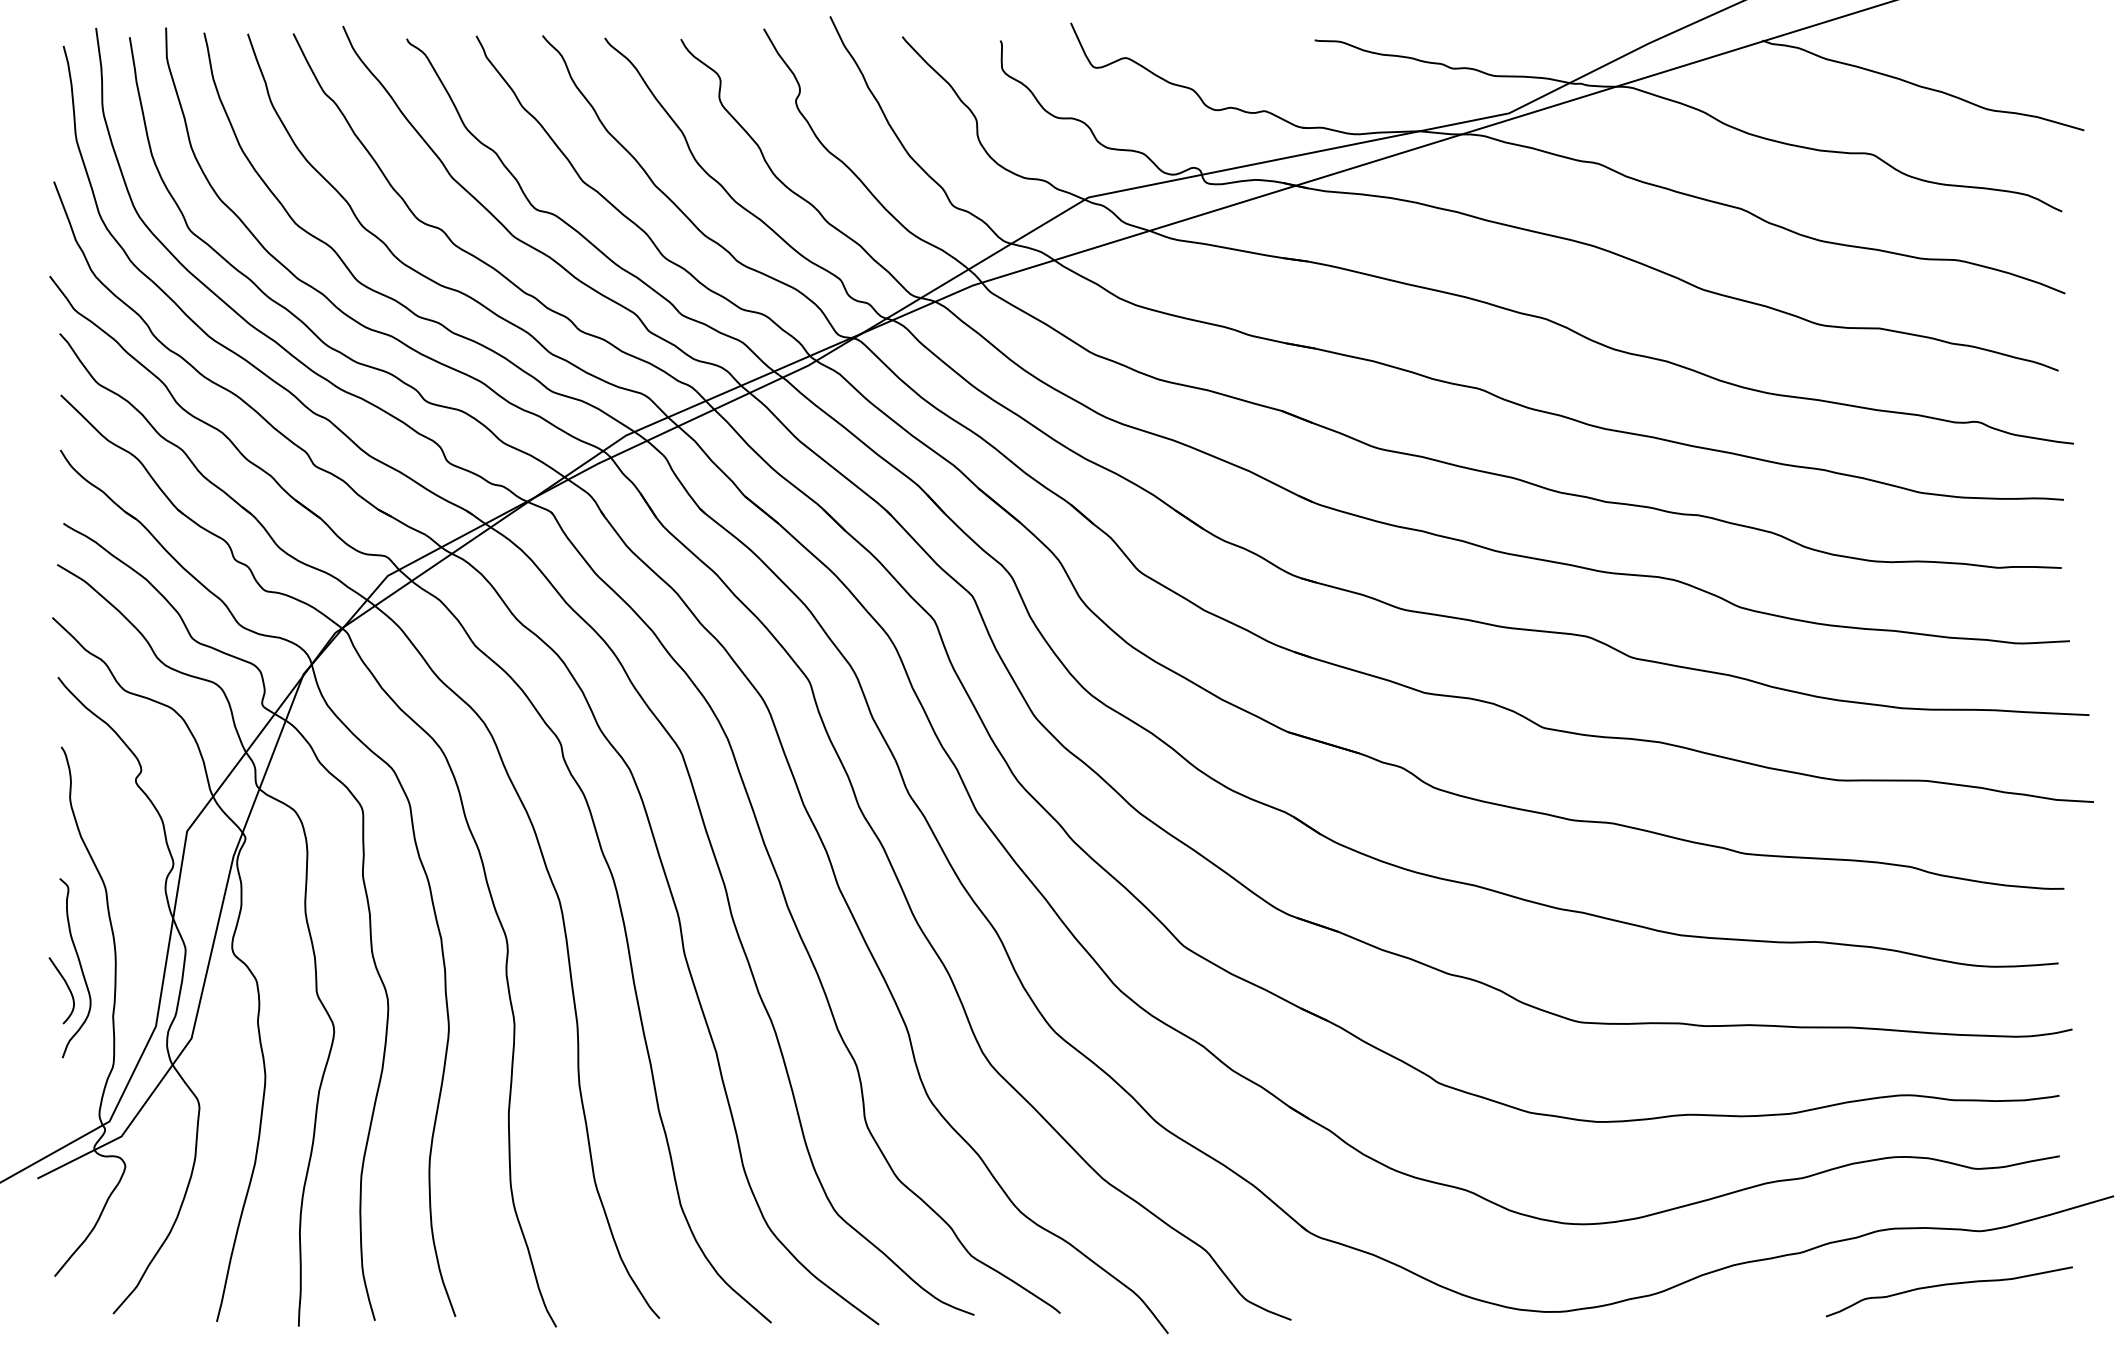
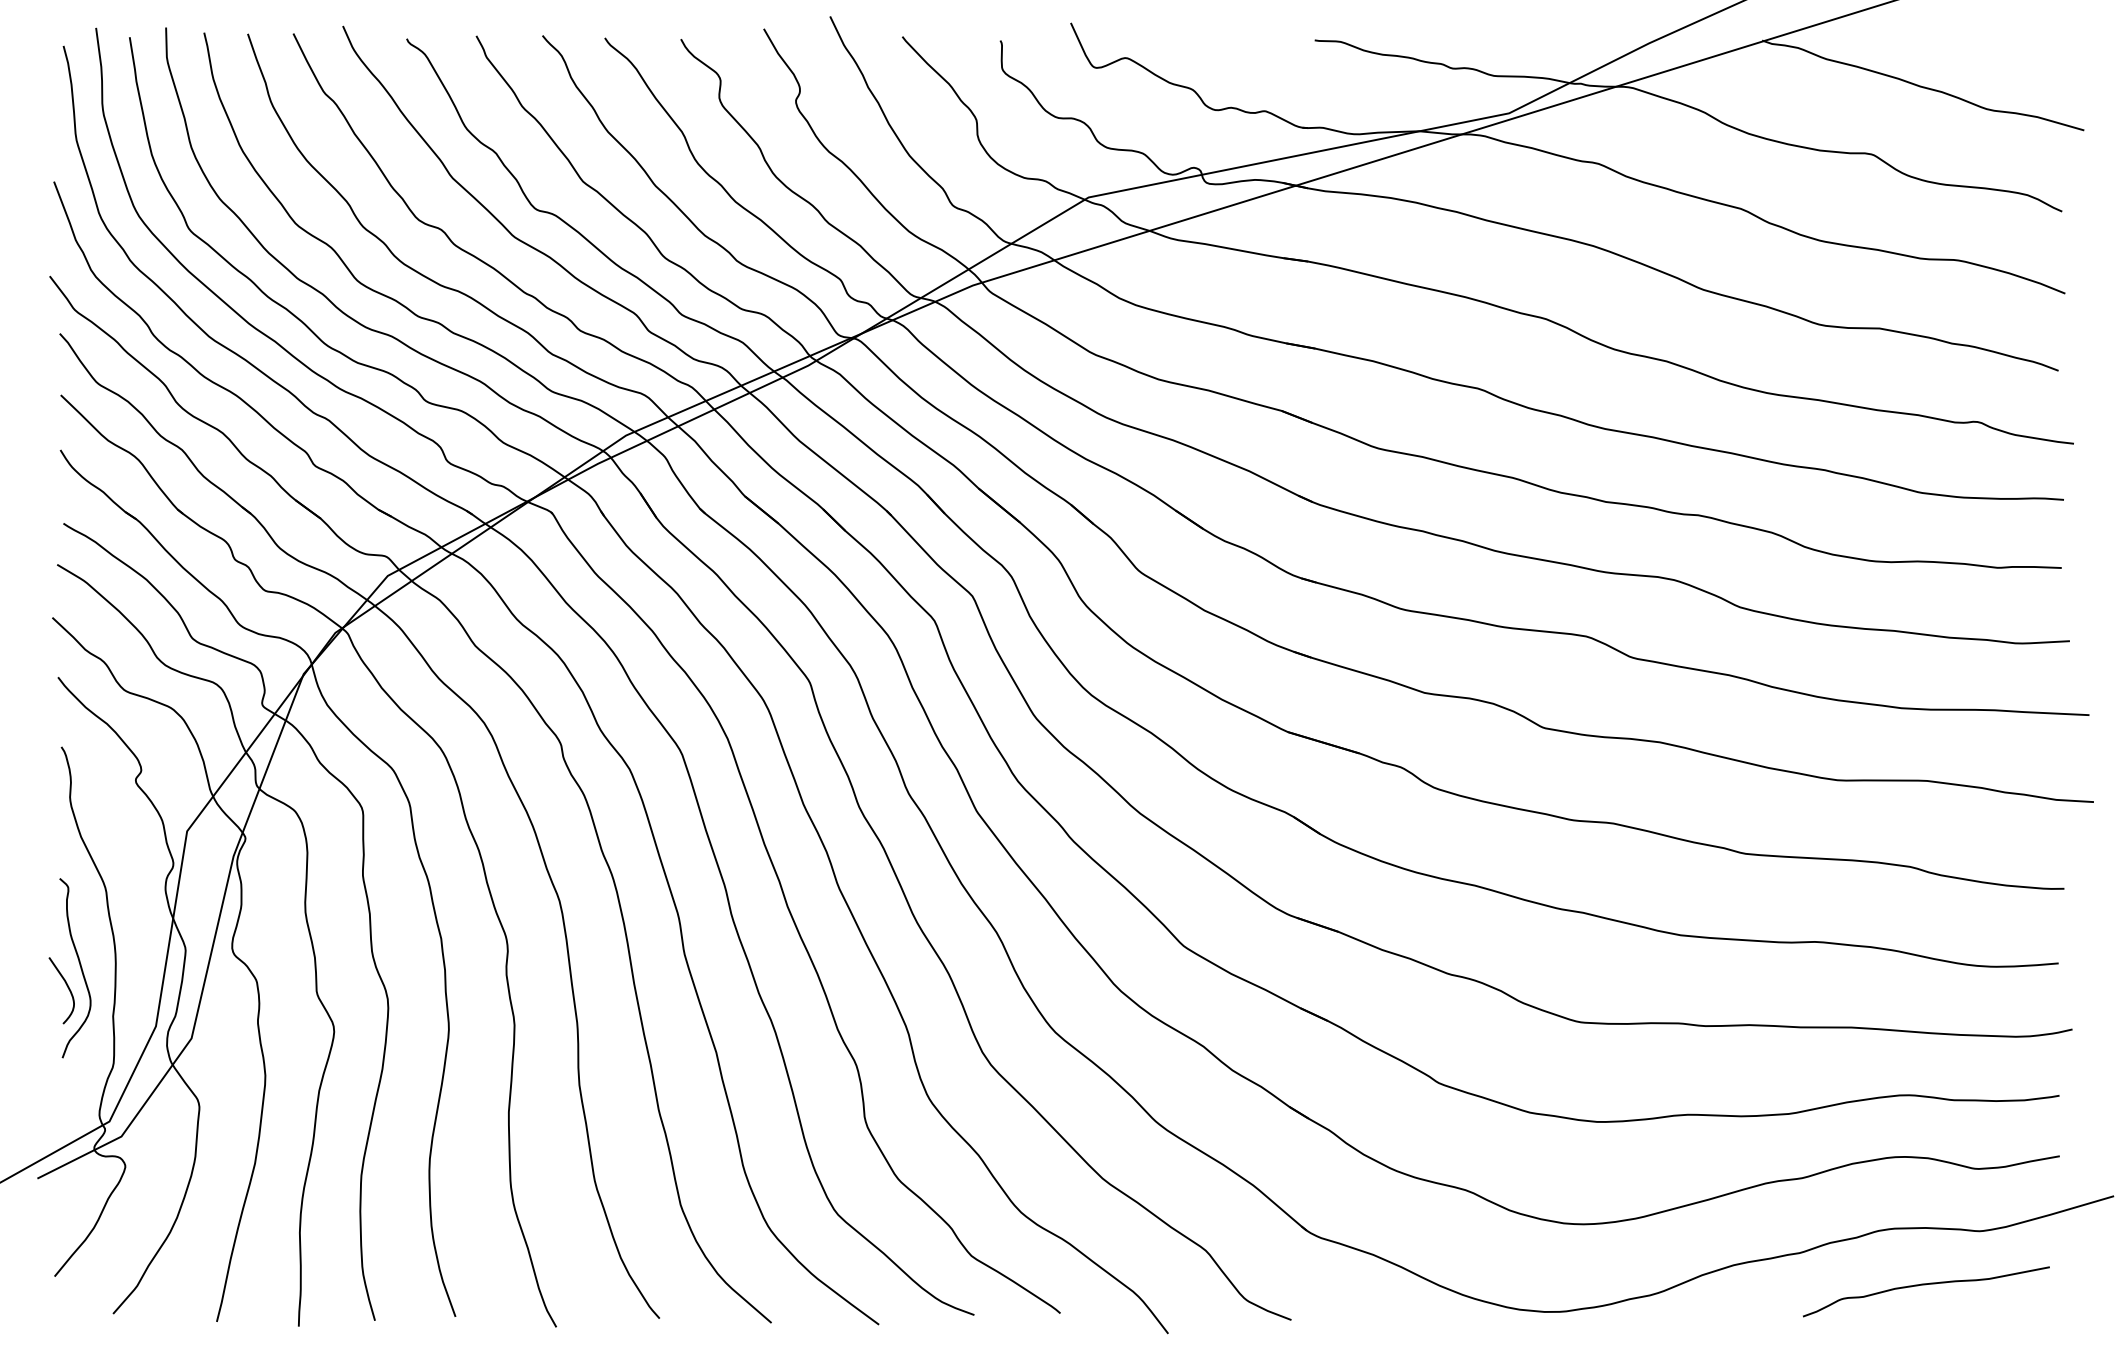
curve position: (1948, 1285) -> (1925, 1285) (1925, 1285)
